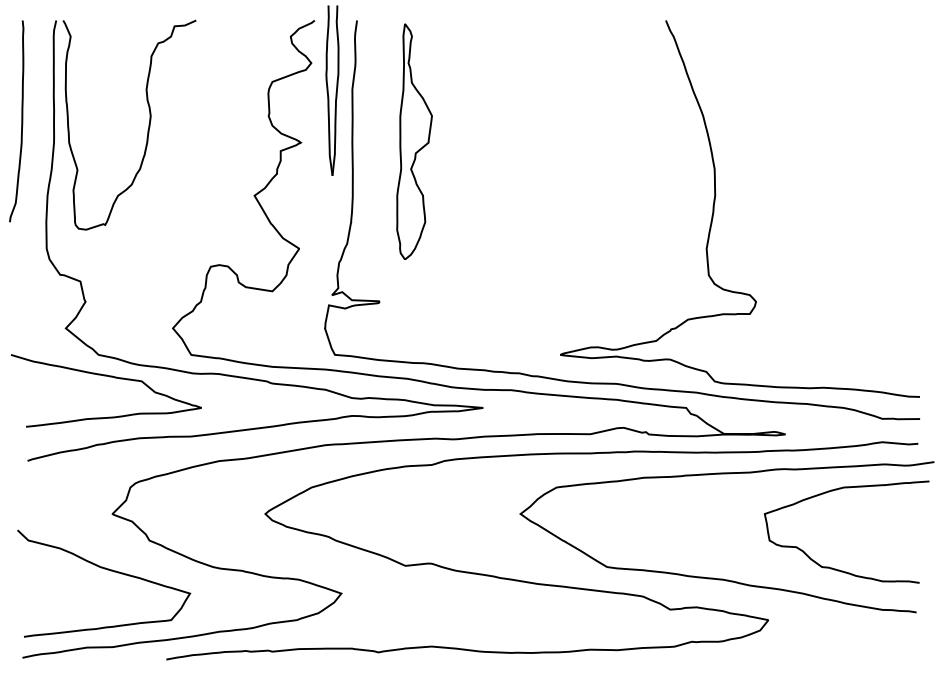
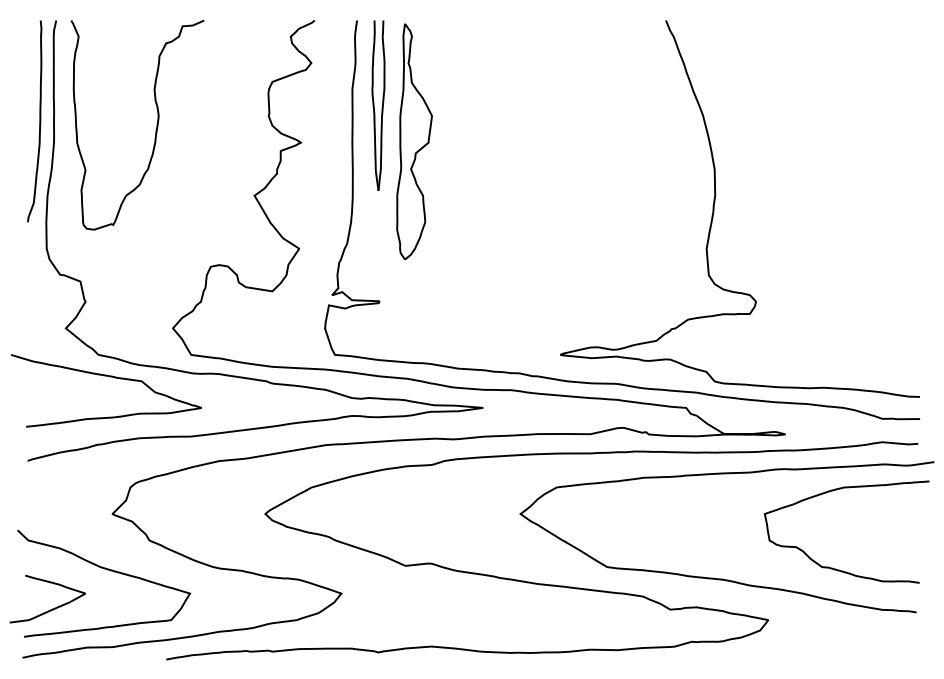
part position: (332, 90) -> (378, 105) (378, 105)
curve position: (21, 121) -> (39, 121) (39, 121)
curve position: (147, 130) -> (155, 130) (155, 130)
curve: none -> present (52, 608)
